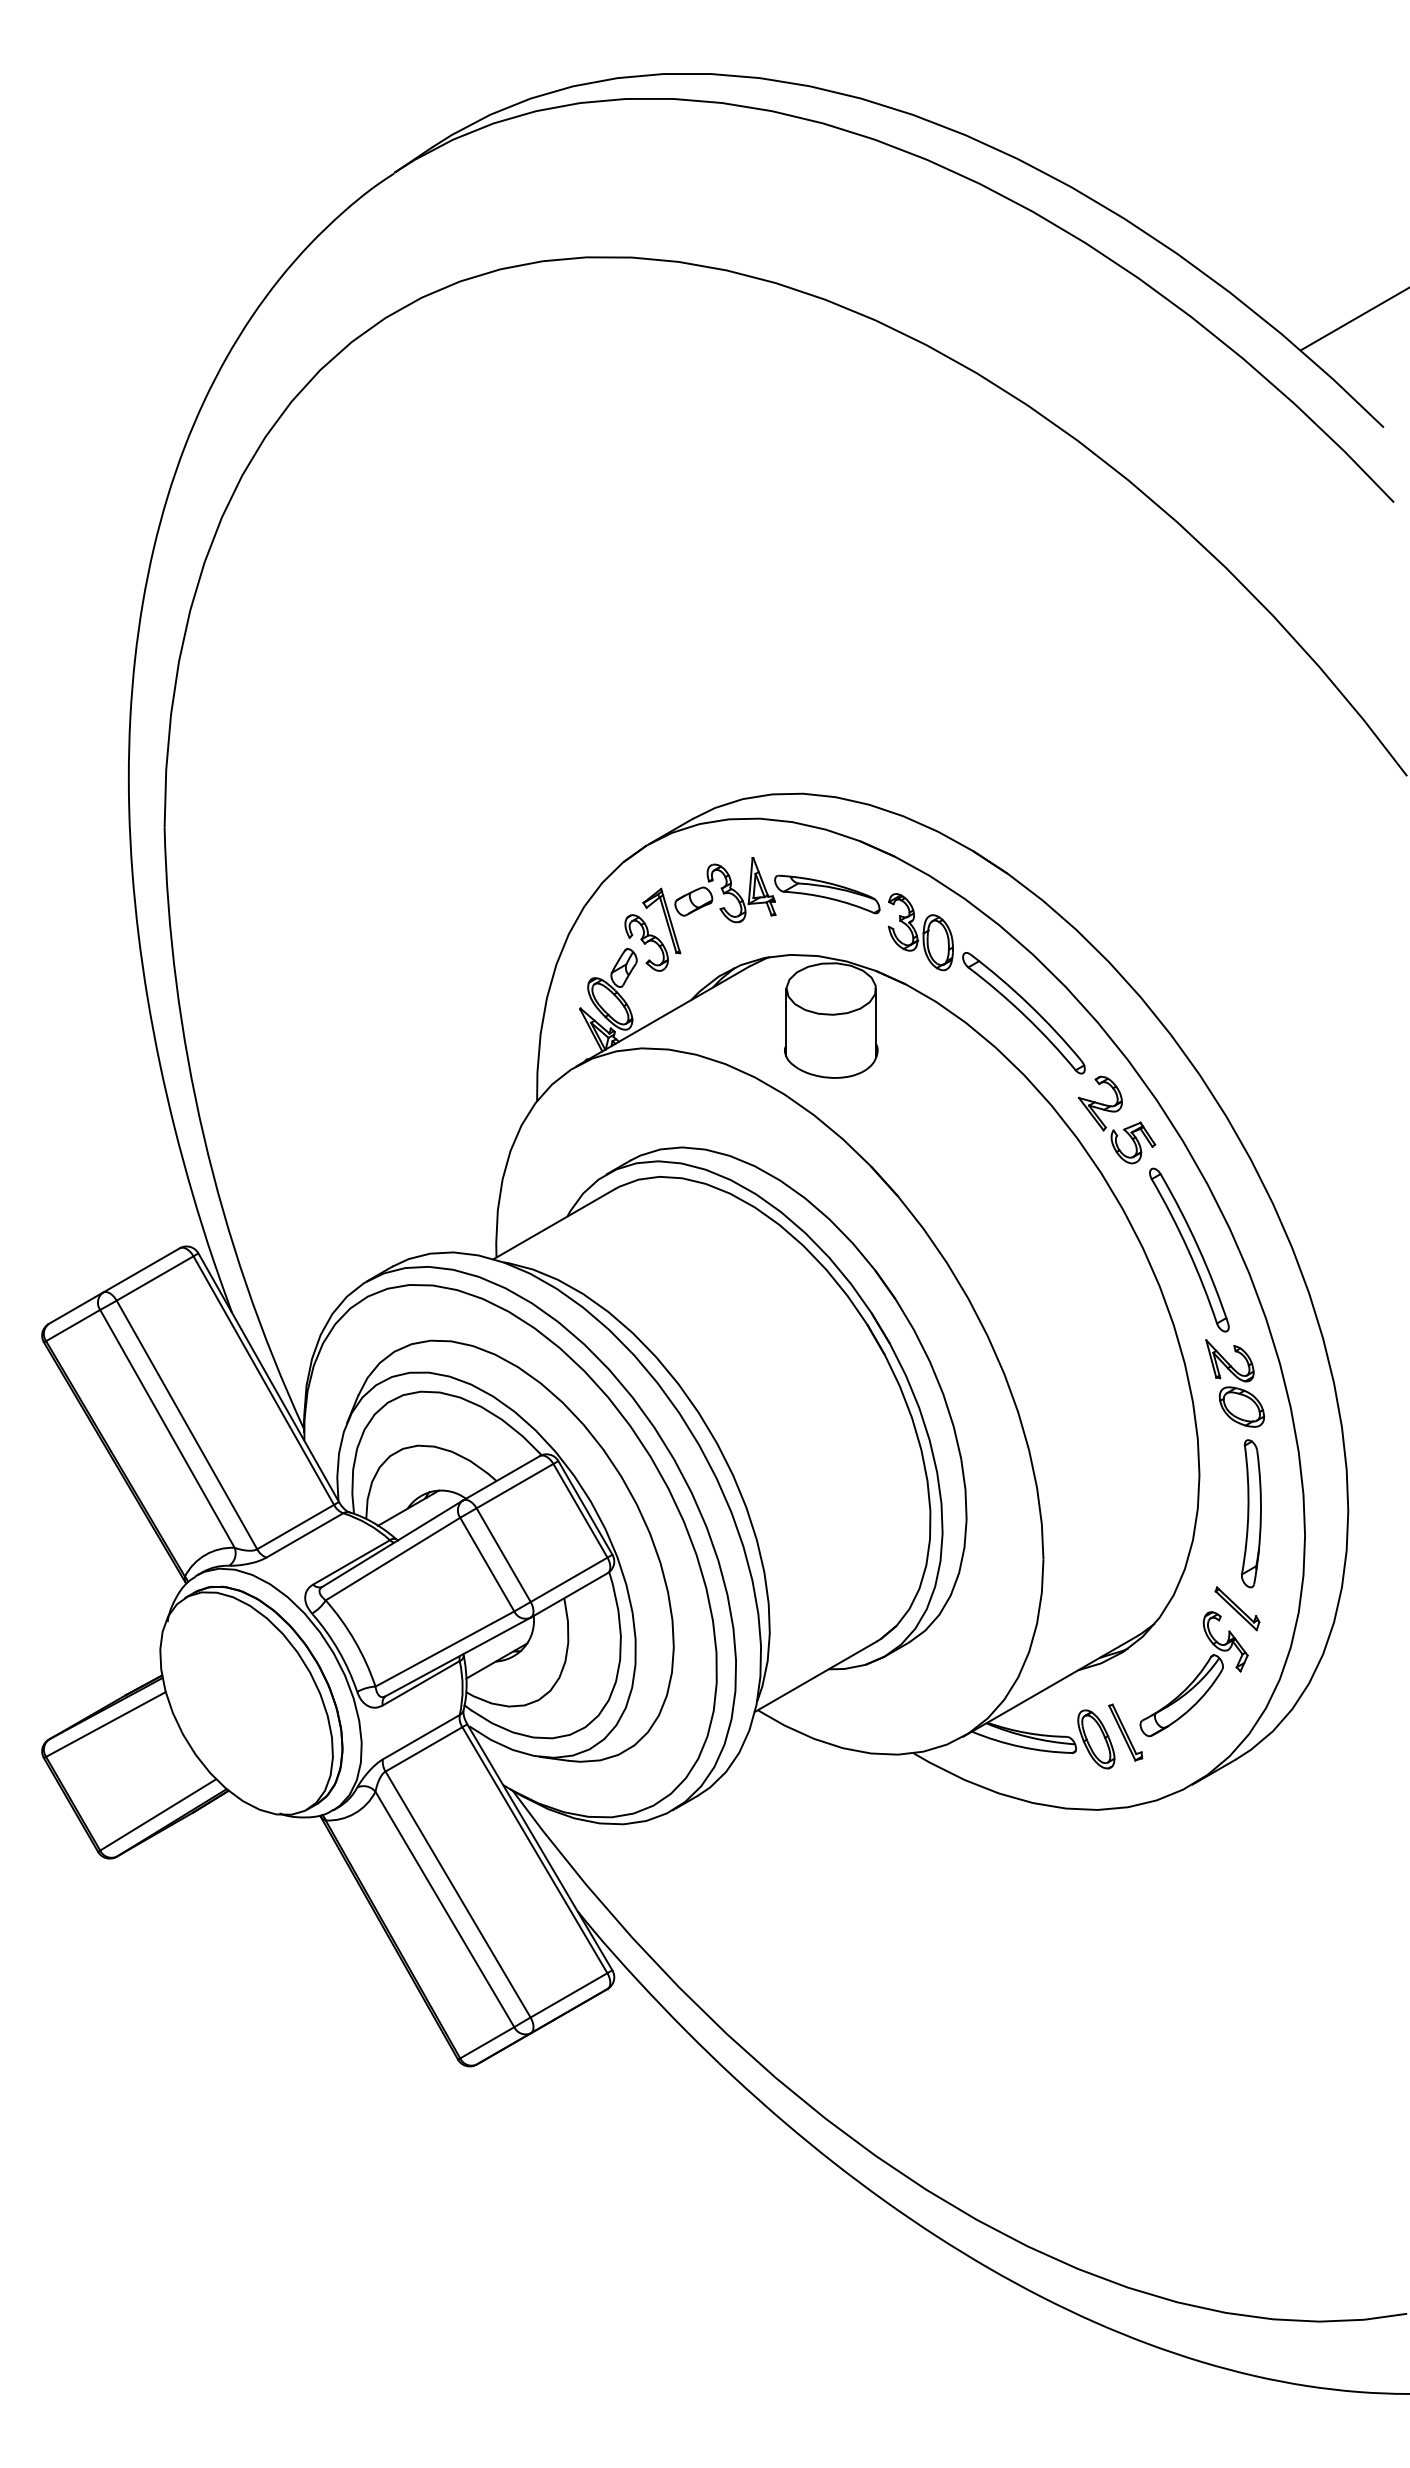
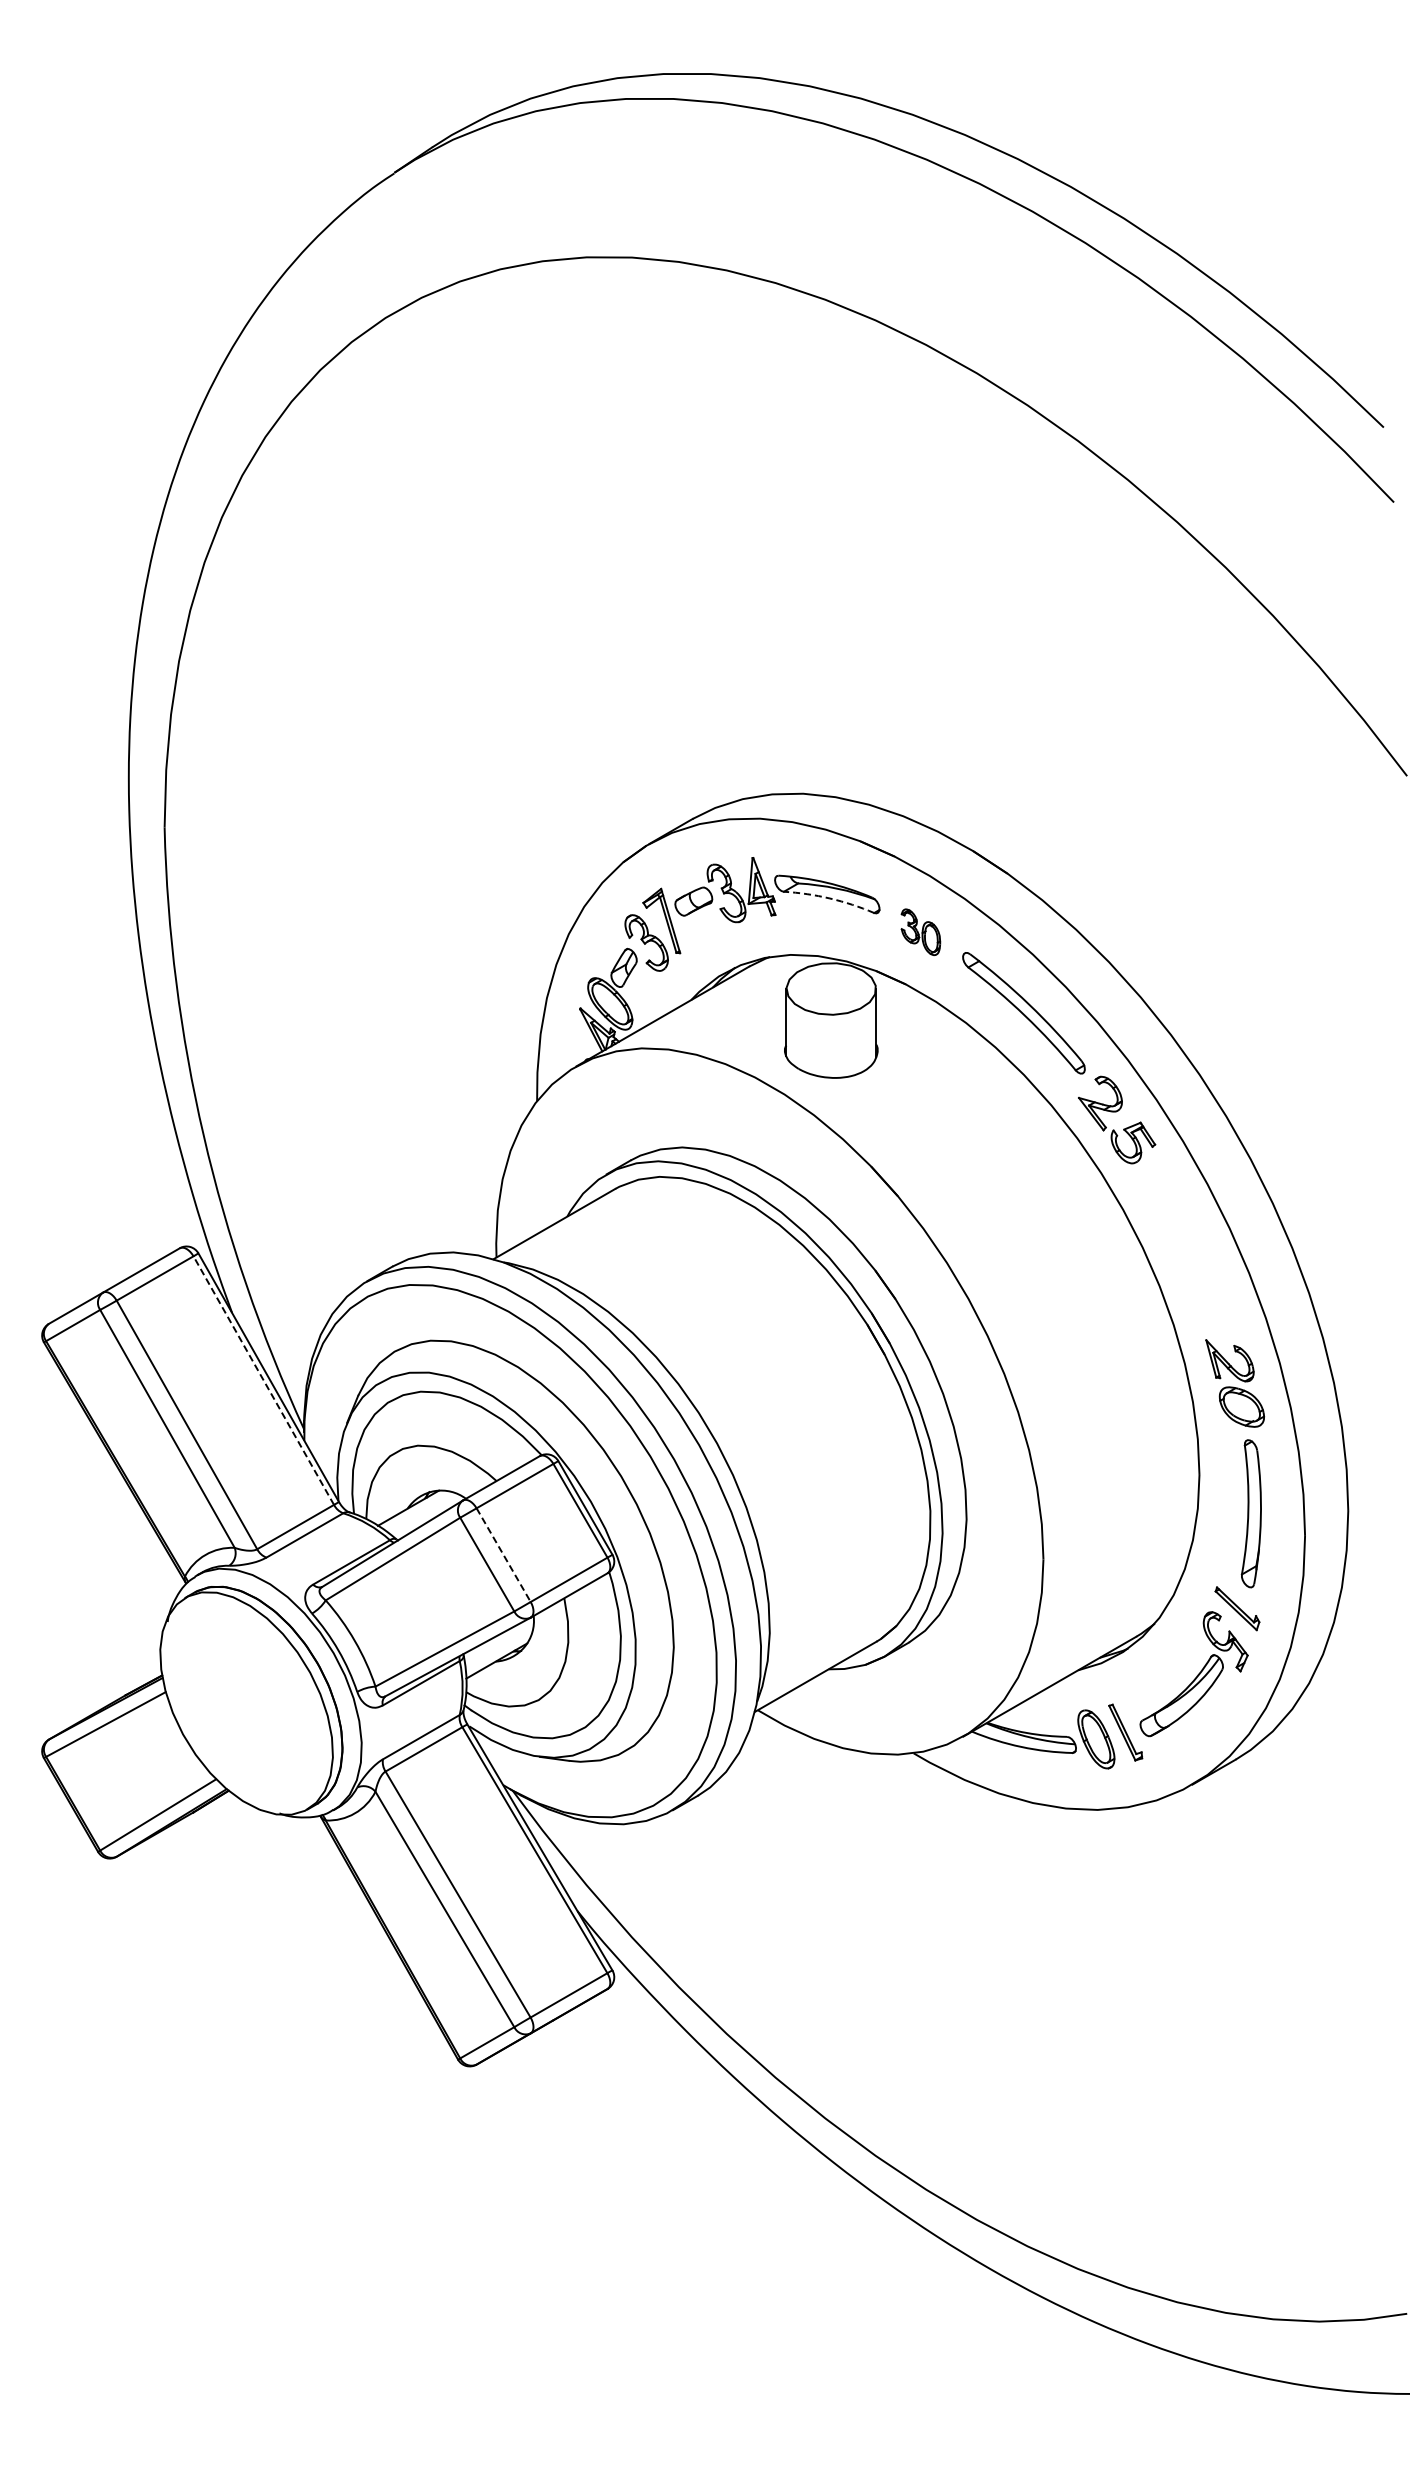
line: present -> none (1353, 319)
arc: solid -> dashed (829, 898)
part size: 66x79 px -> 42x48 px (920, 931)
part: present -> none (1189, 1249)
line: solid -> dashed (263, 1380)
line: solid -> dashed (503, 1555)
